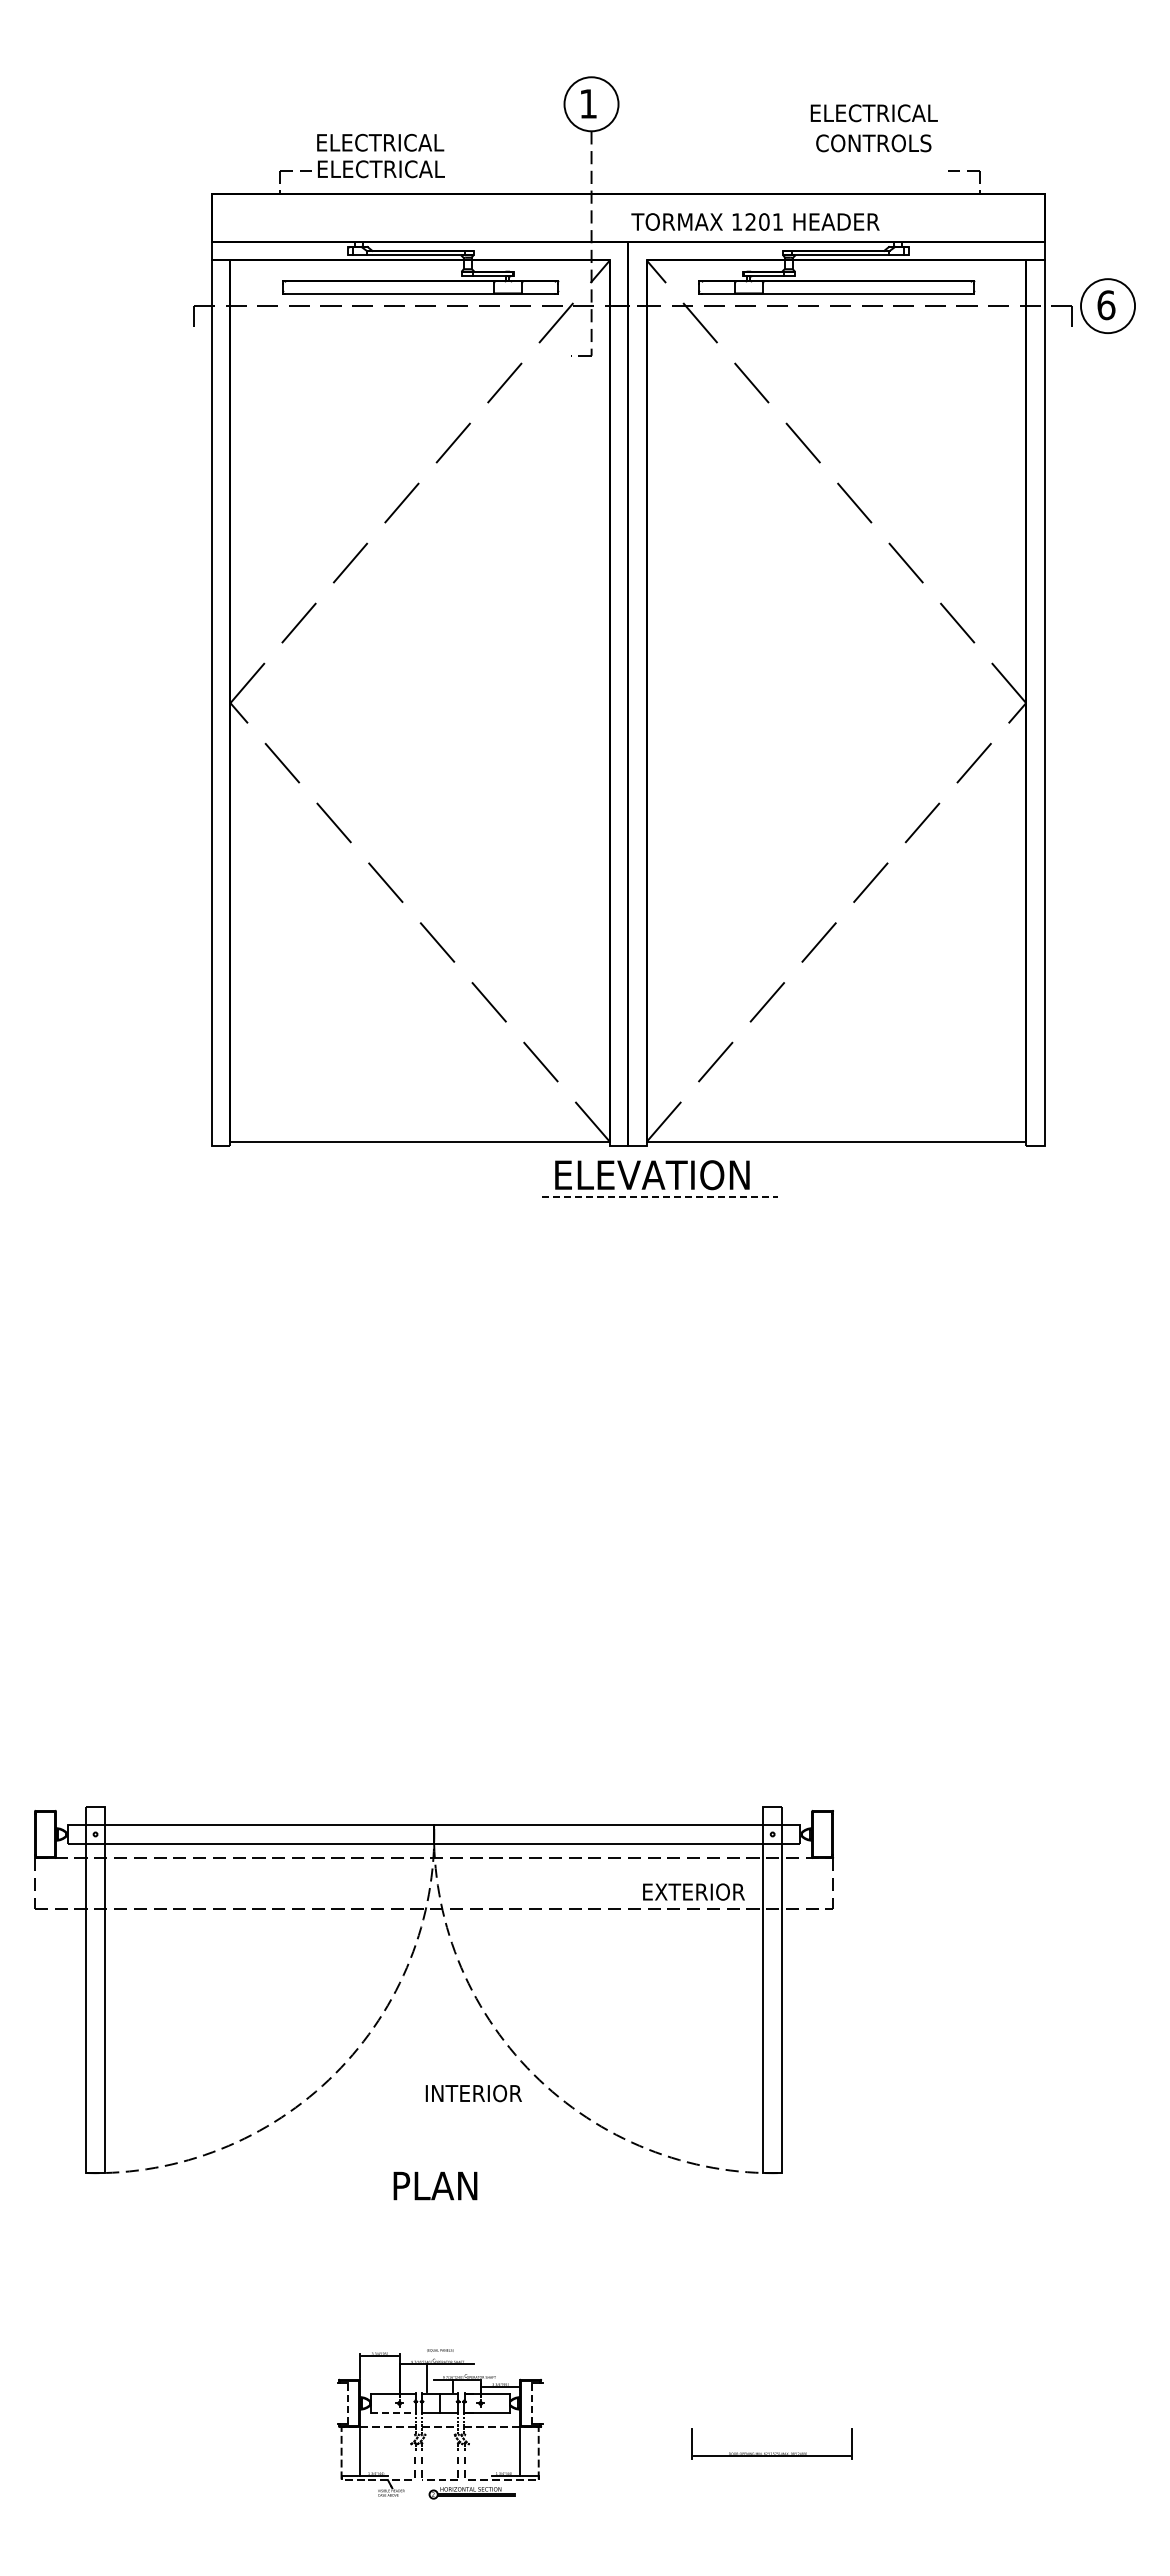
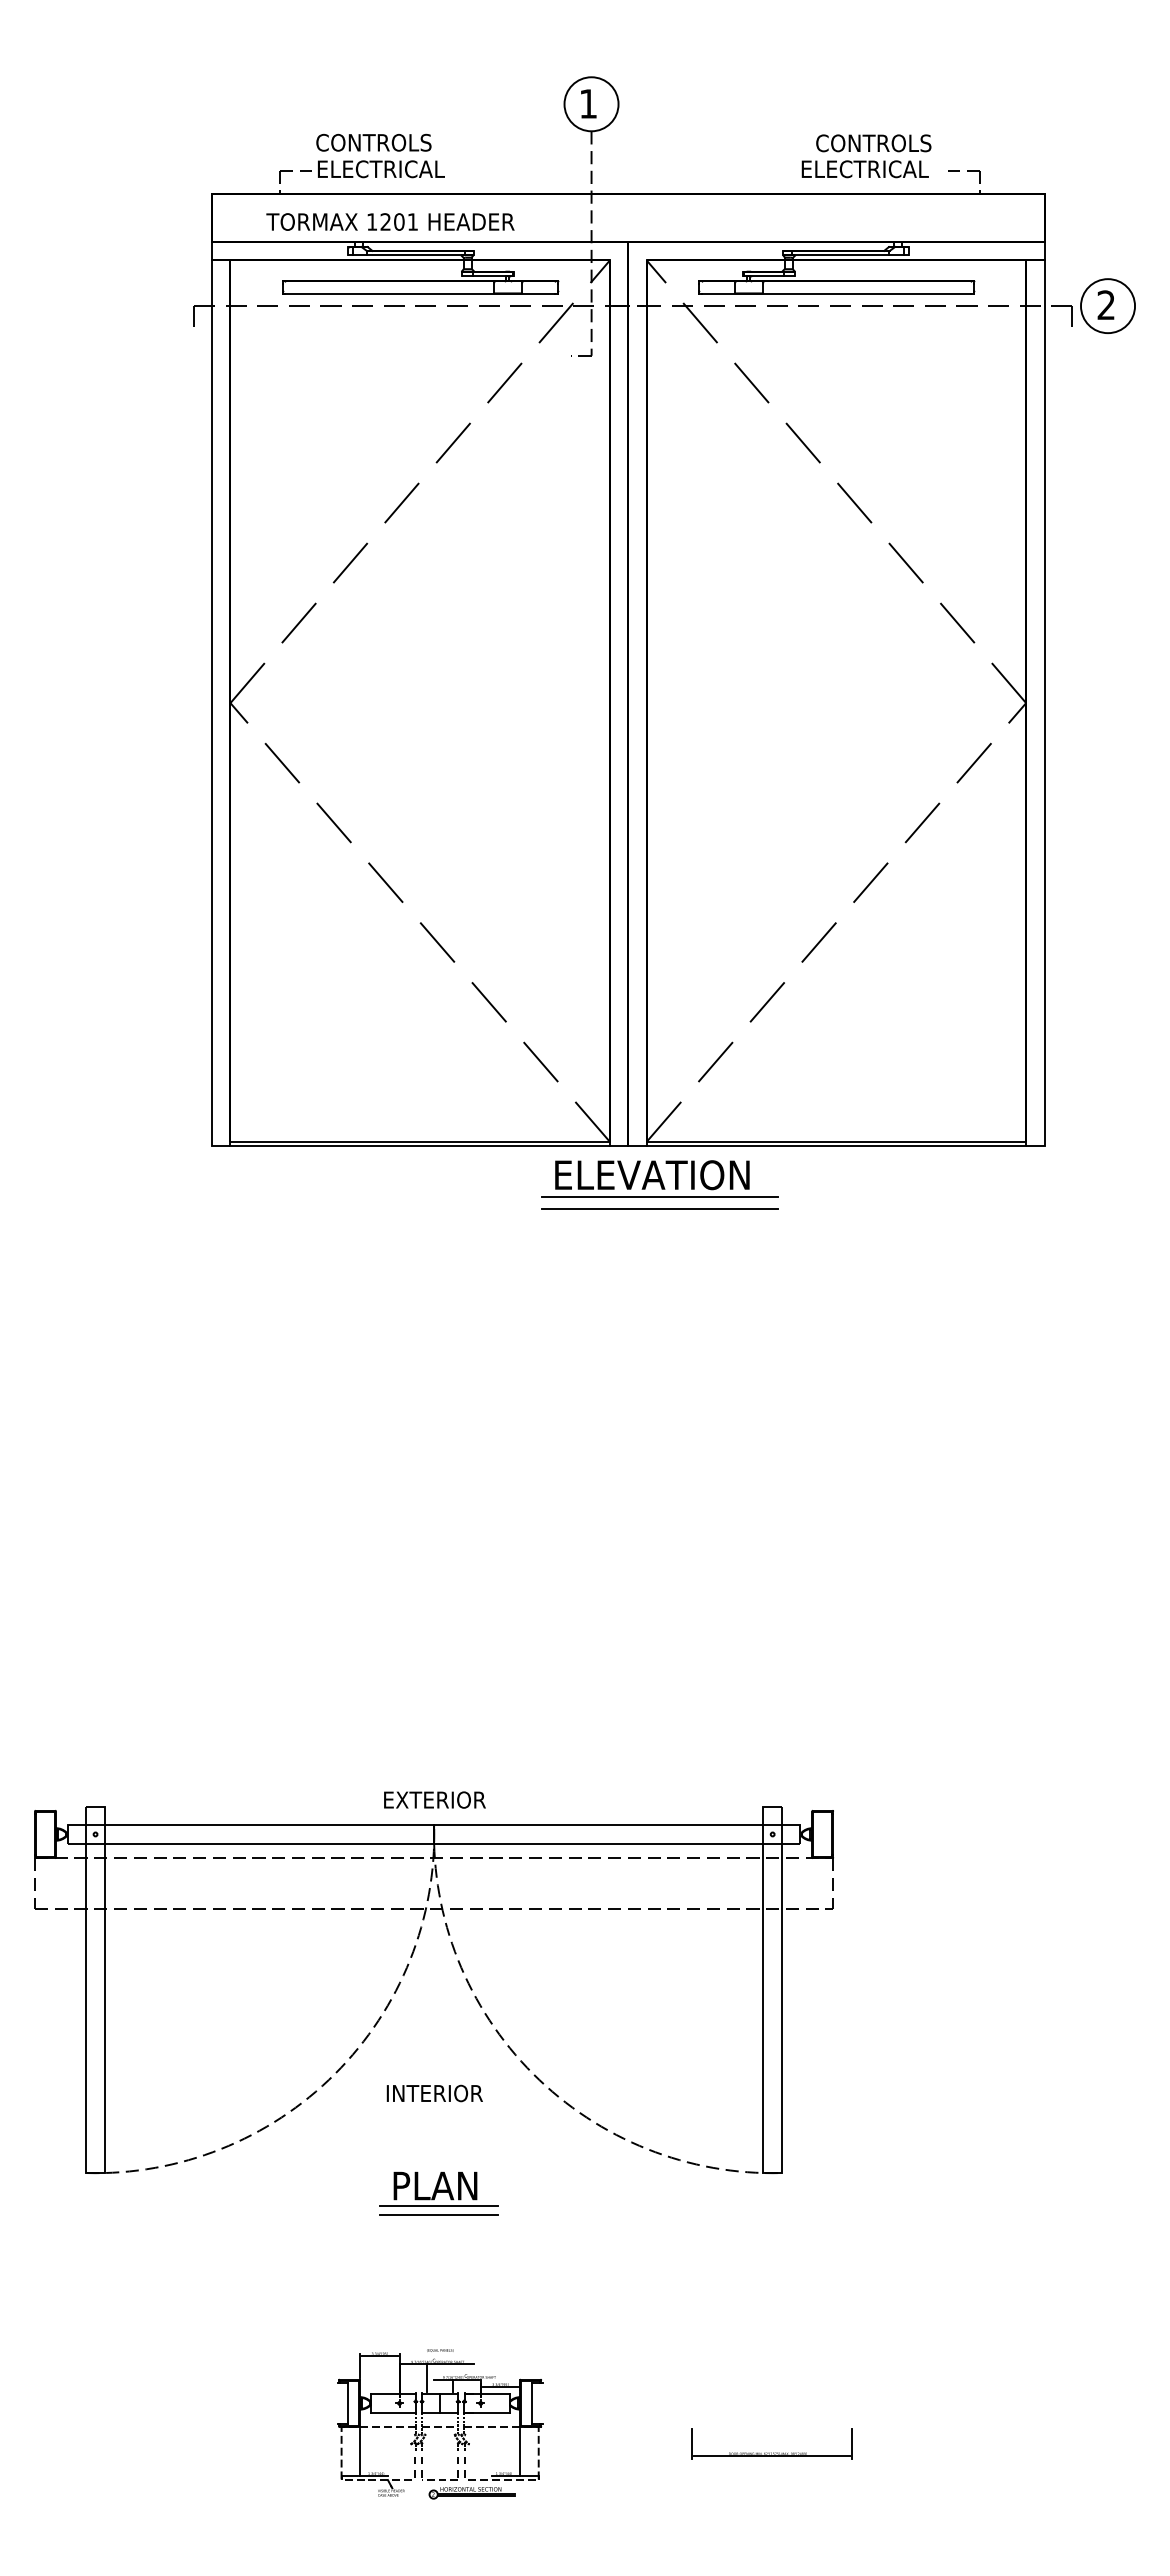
text position: (873, 113) -> (864, 169) (864, 169)
text: ELECTRICAL -> CONTROLS (380, 142)
text position: (755, 221) -> (390, 221) (390, 221)
text: 6 -> 2 (1106, 305)
line: none -> present (419, 1145)
line: none -> present (836, 1145)
line: dashed -> solid (660, 1197)
line: none -> present (659, 1208)
text position: (693, 1891) -> (434, 1799) (434, 1799)
text position: (473, 2093) -> (434, 2093) (434, 2093)
line: none -> present (438, 2206)
line: none -> present (438, 2215)
line: dashed -> solid (348, 2402)
line: dashed -> solid (531, 2402)
line: dashed -> solid (393, 2412)
